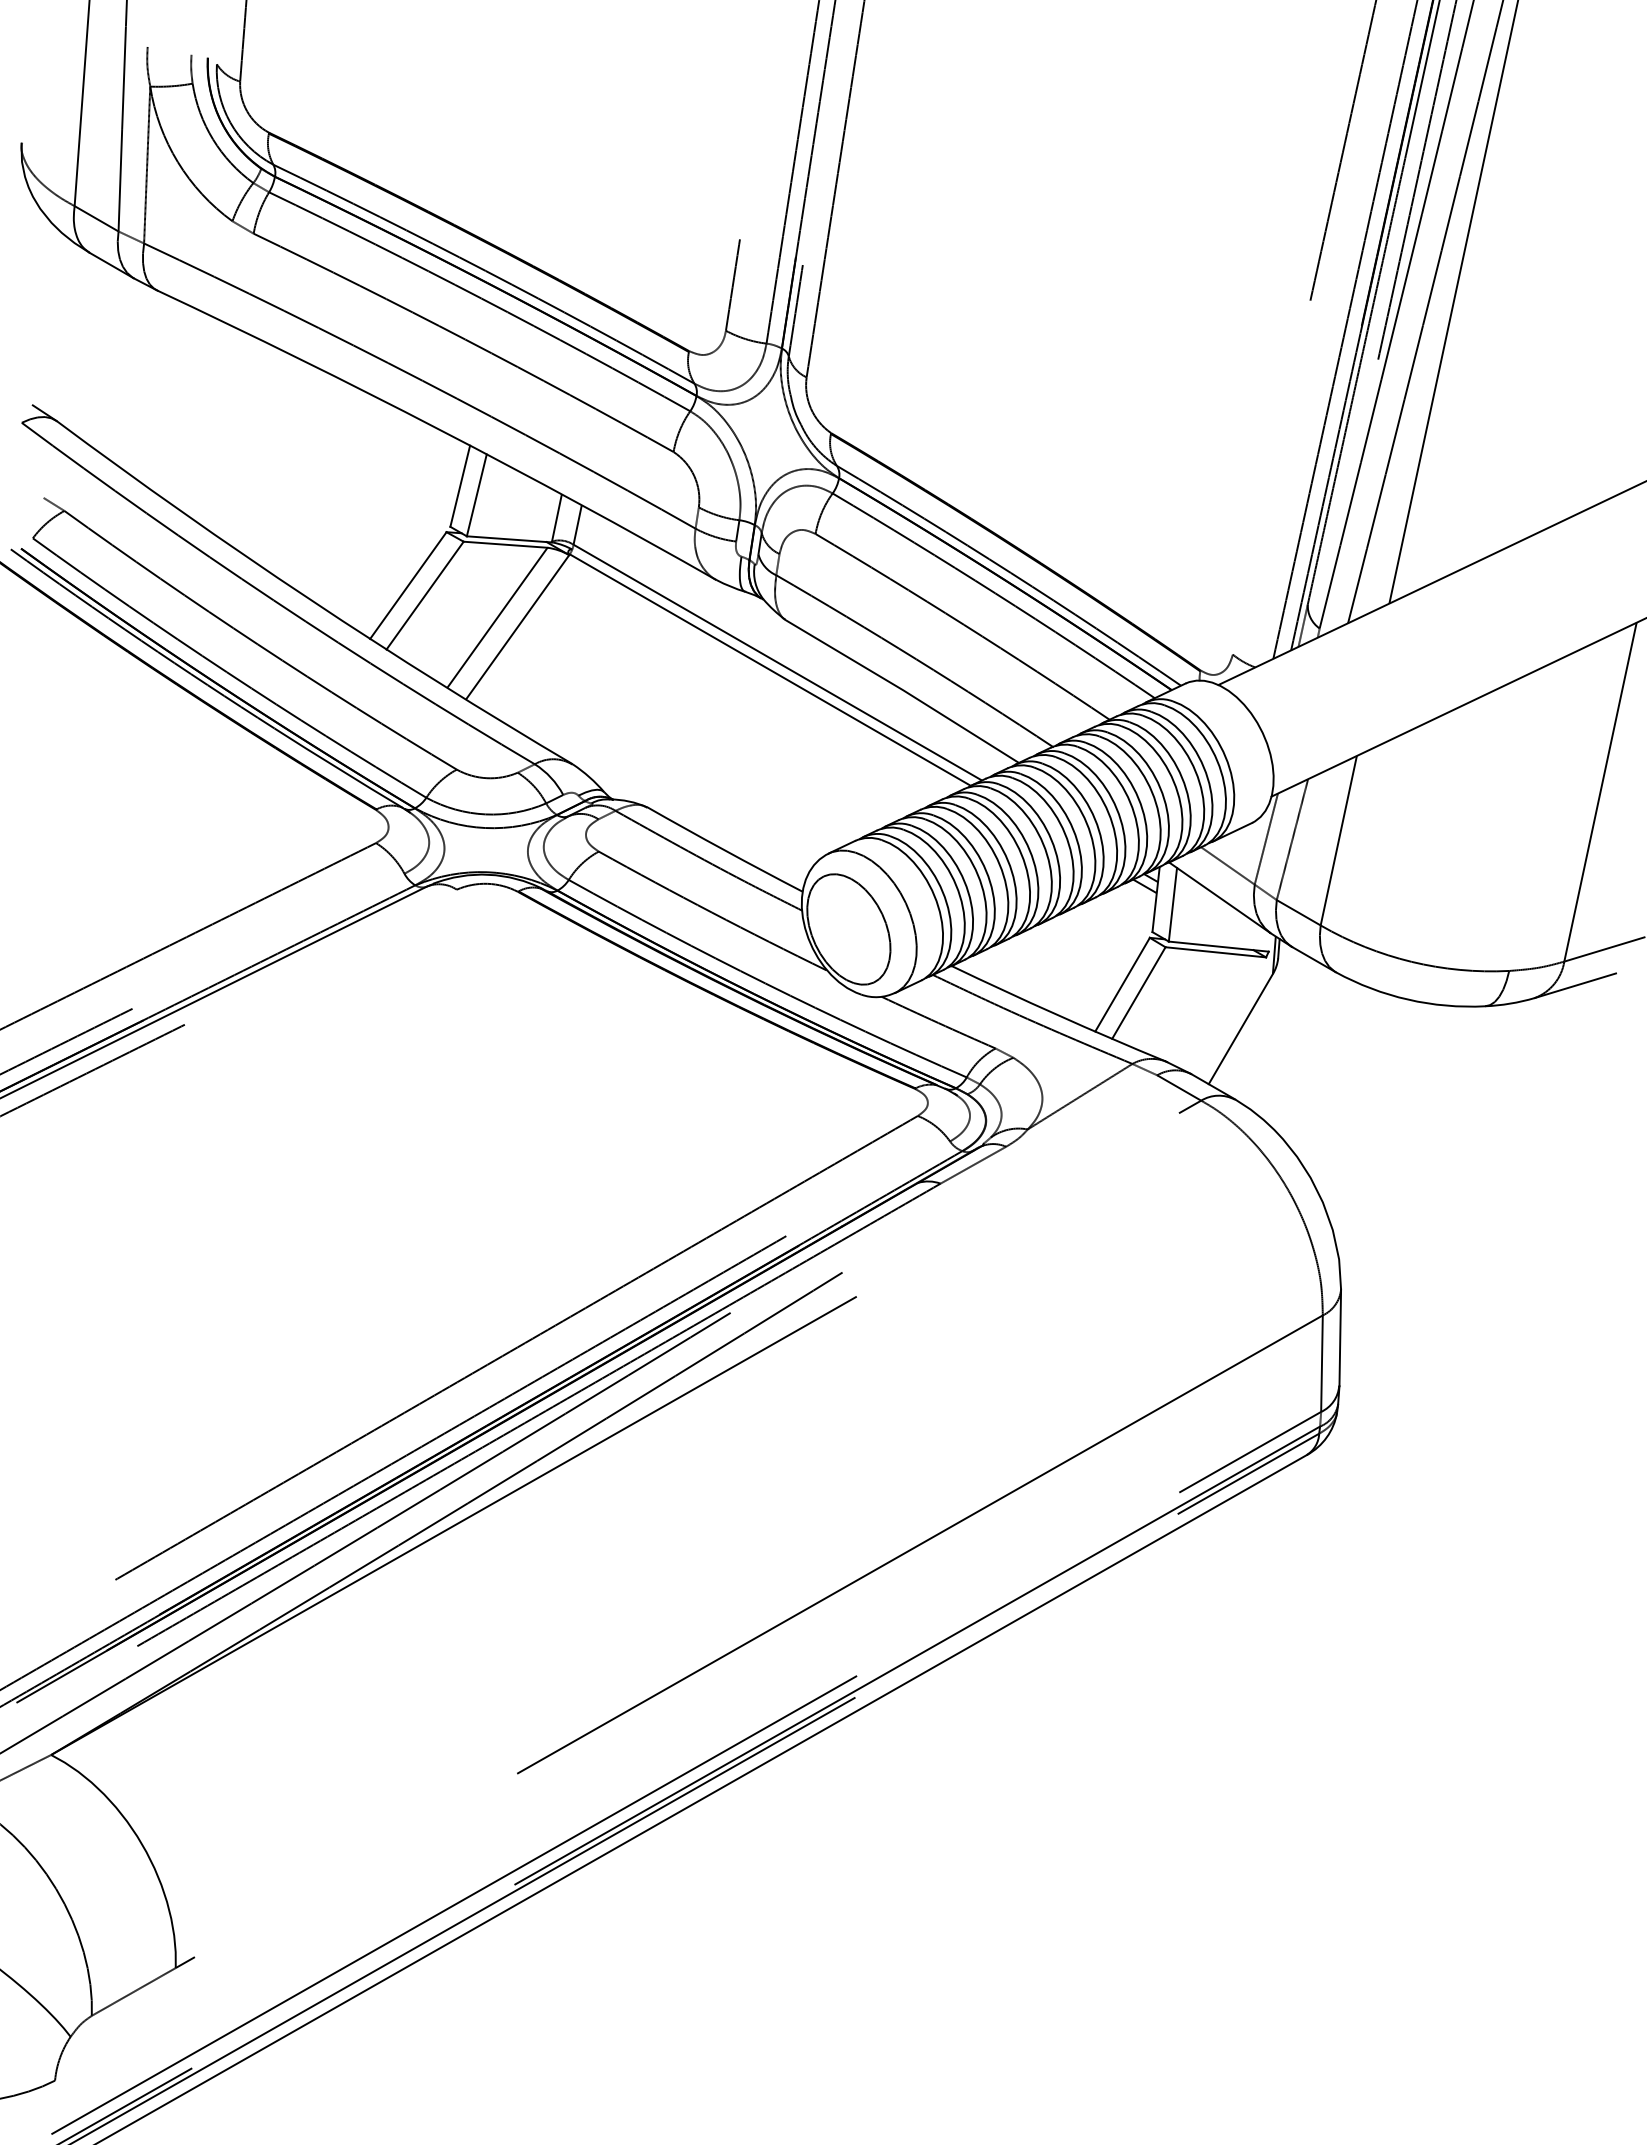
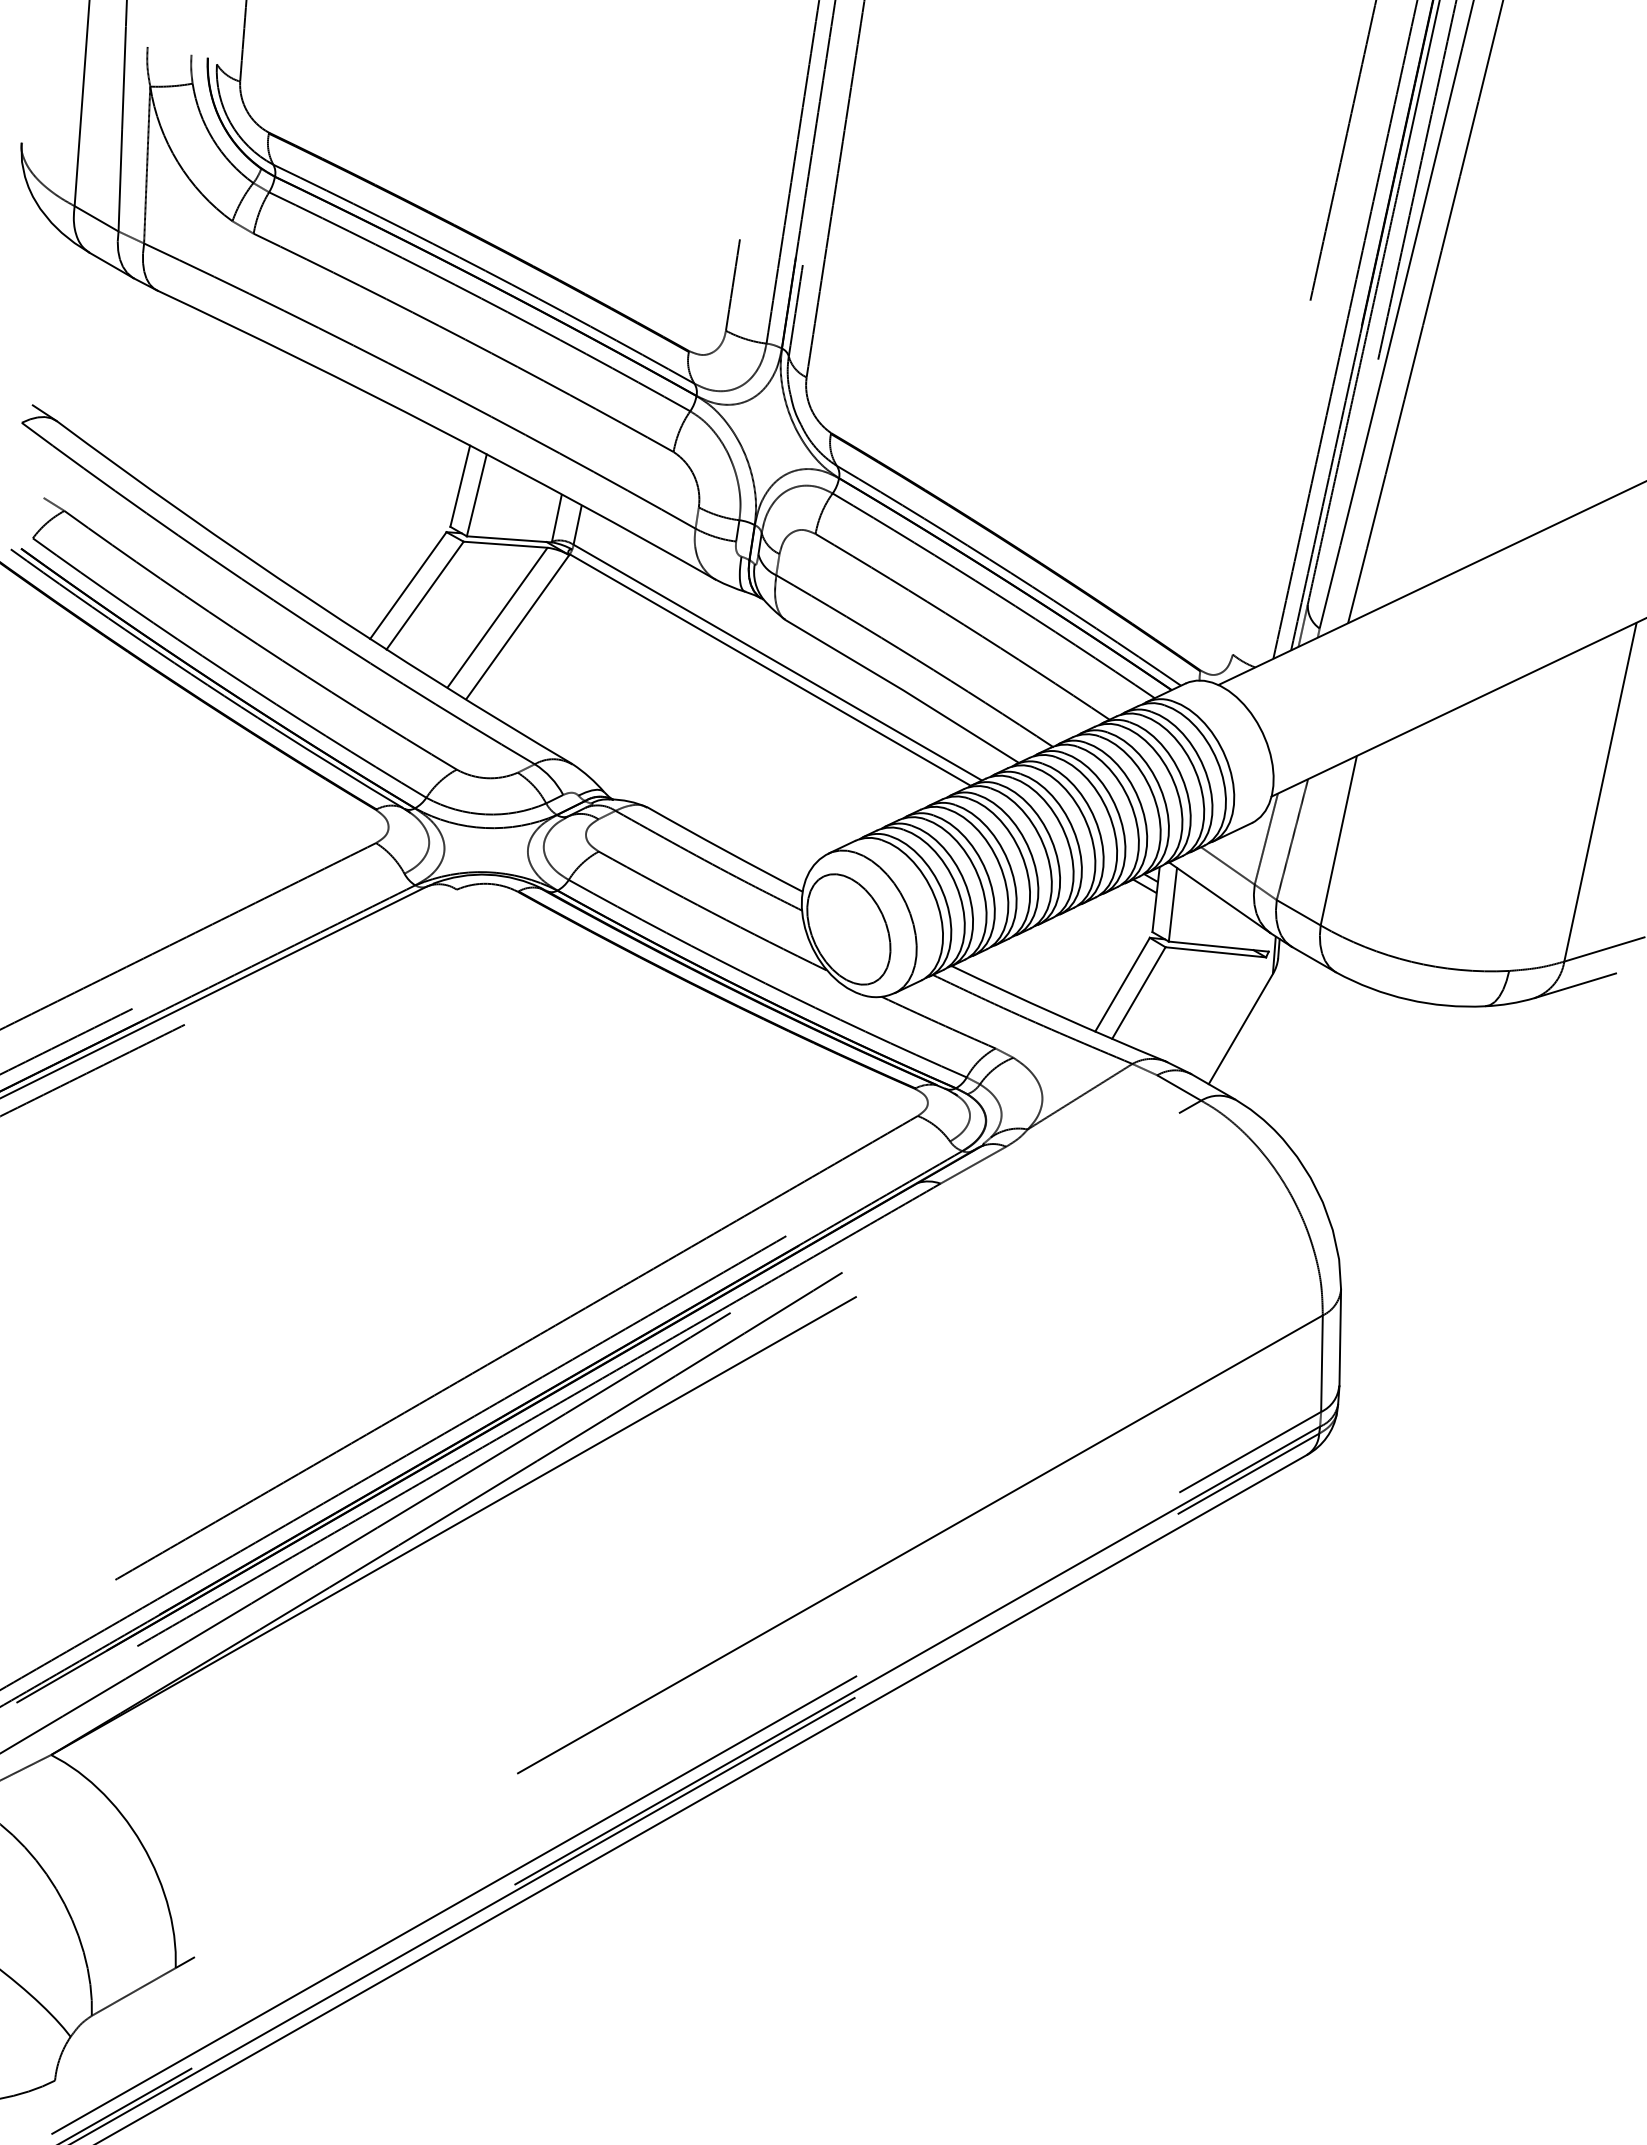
line: present -> none (1453, 302)
